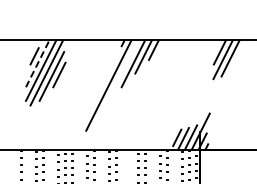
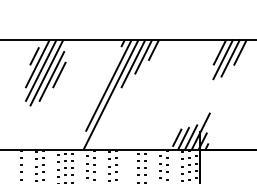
line: none -> present (240, 52)
line: dashed -> solid (37, 63)
line: none -> present (110, 94)
